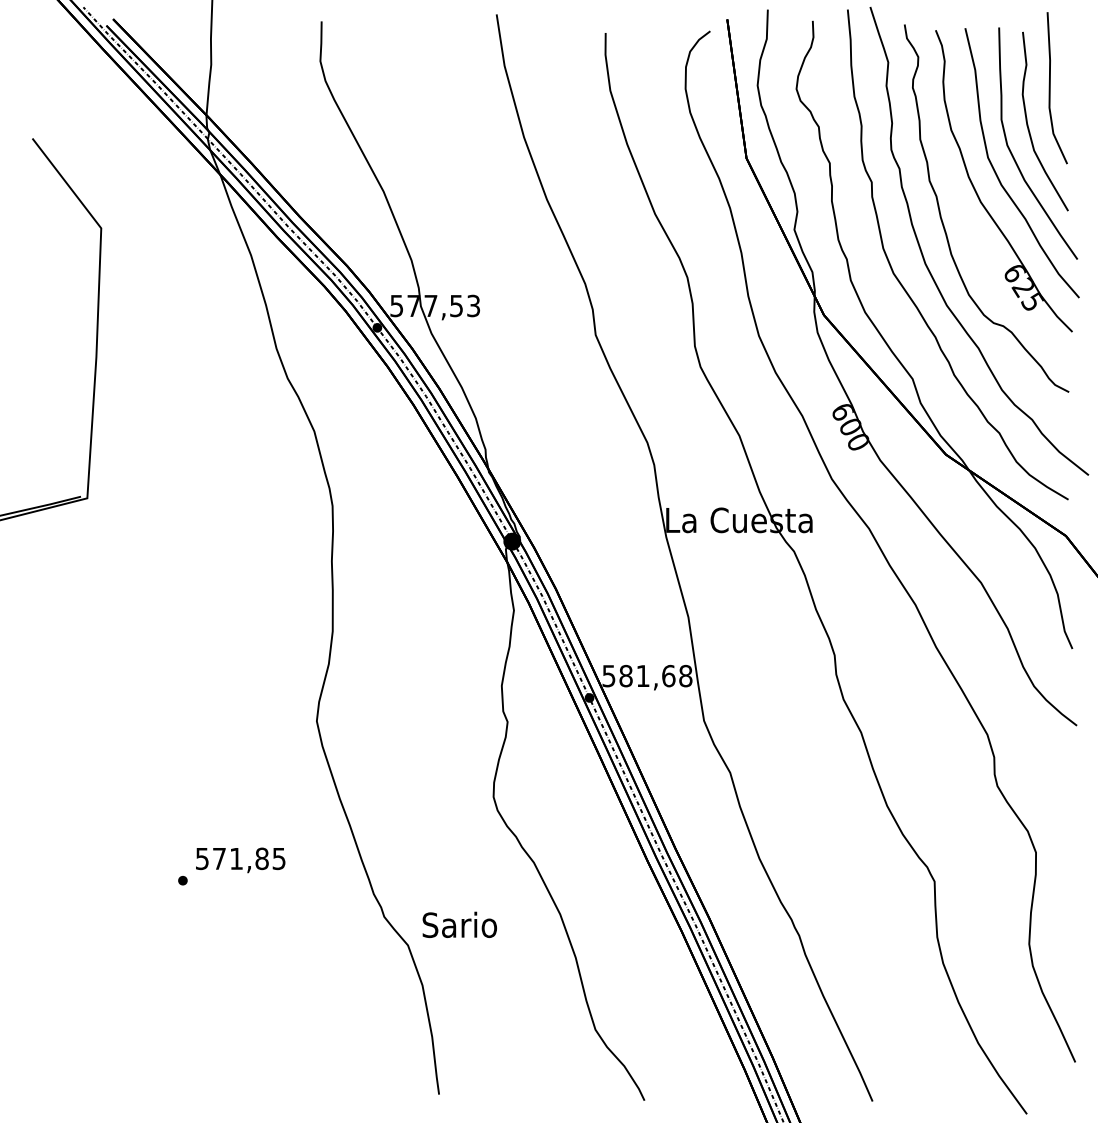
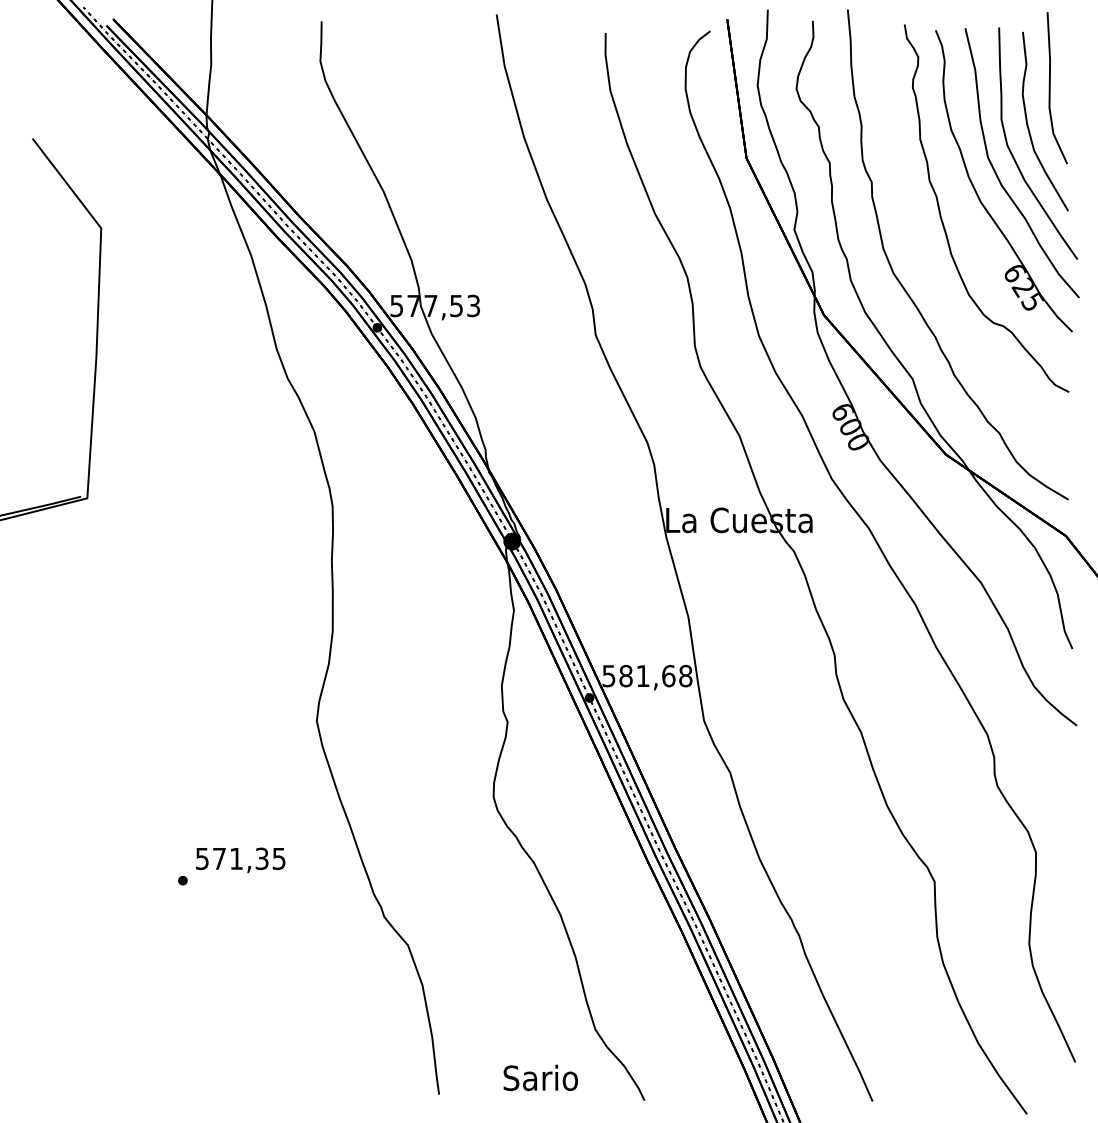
curve: present -> none (925, 260)
text: 571,85 -> 571,35 (261, 858)
text position: (459, 924) -> (540, 1077) (540, 1077)
